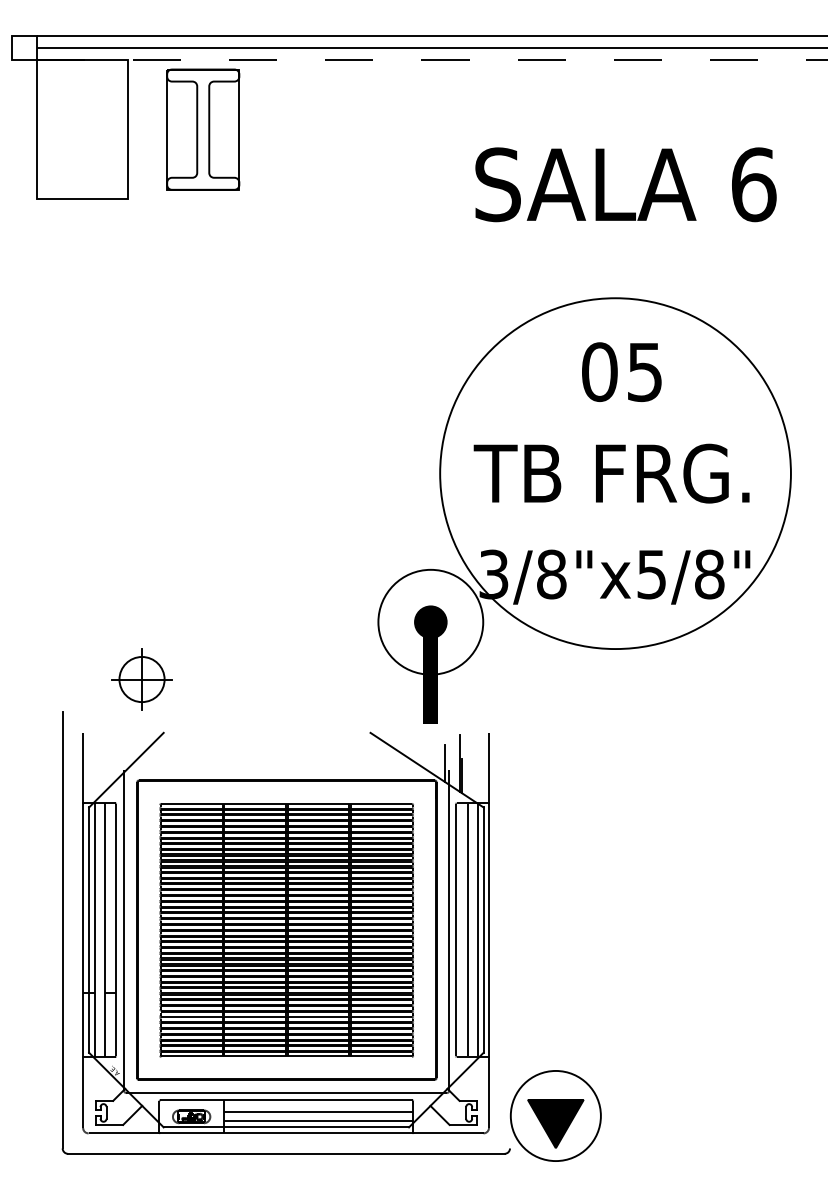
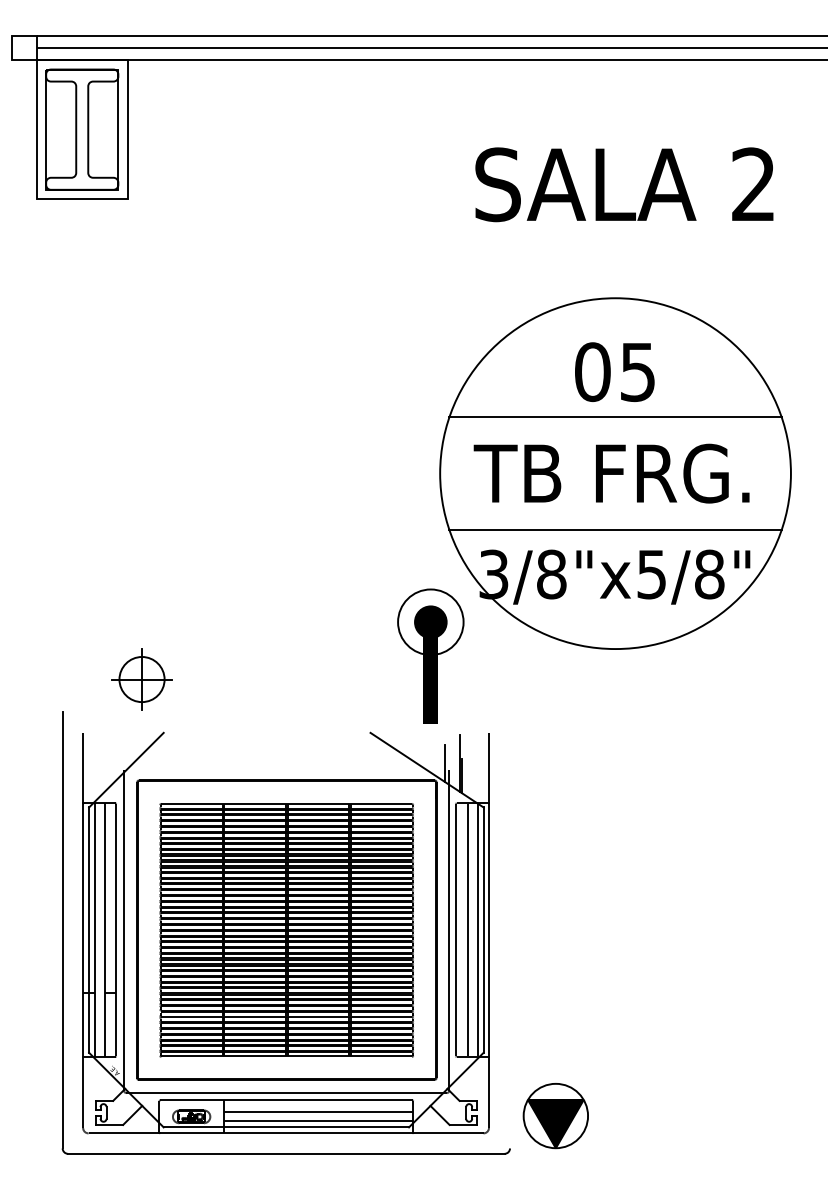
line: dashed -> solid (432, 59)
part position: (203, 129) -> (82, 129) (82, 129)
text: 6 -> 2 (754, 184)
text position: (621, 371) -> (614, 371) (614, 371)
line: none -> present (615, 417)
line: none -> present (615, 529)
circle diameter: 105 px -> 66 px (430, 622)
circle diameter: 90 px -> 64 px (555, 1115)
